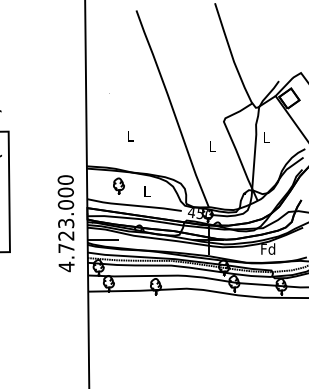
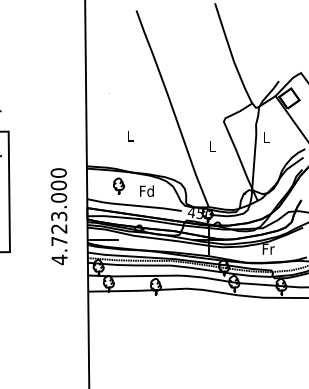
text: L -> Fd (146, 190)
text position: (65, 223) -> (58, 216) (58, 216)
text: Fd -> Fr (268, 248)
